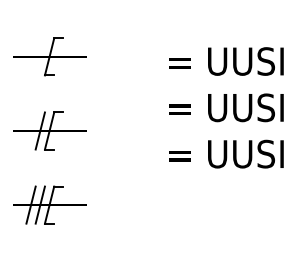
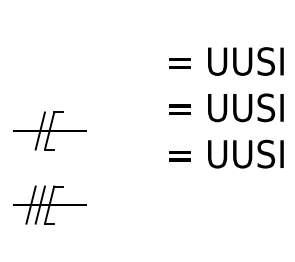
part: present -> none (49, 56)
